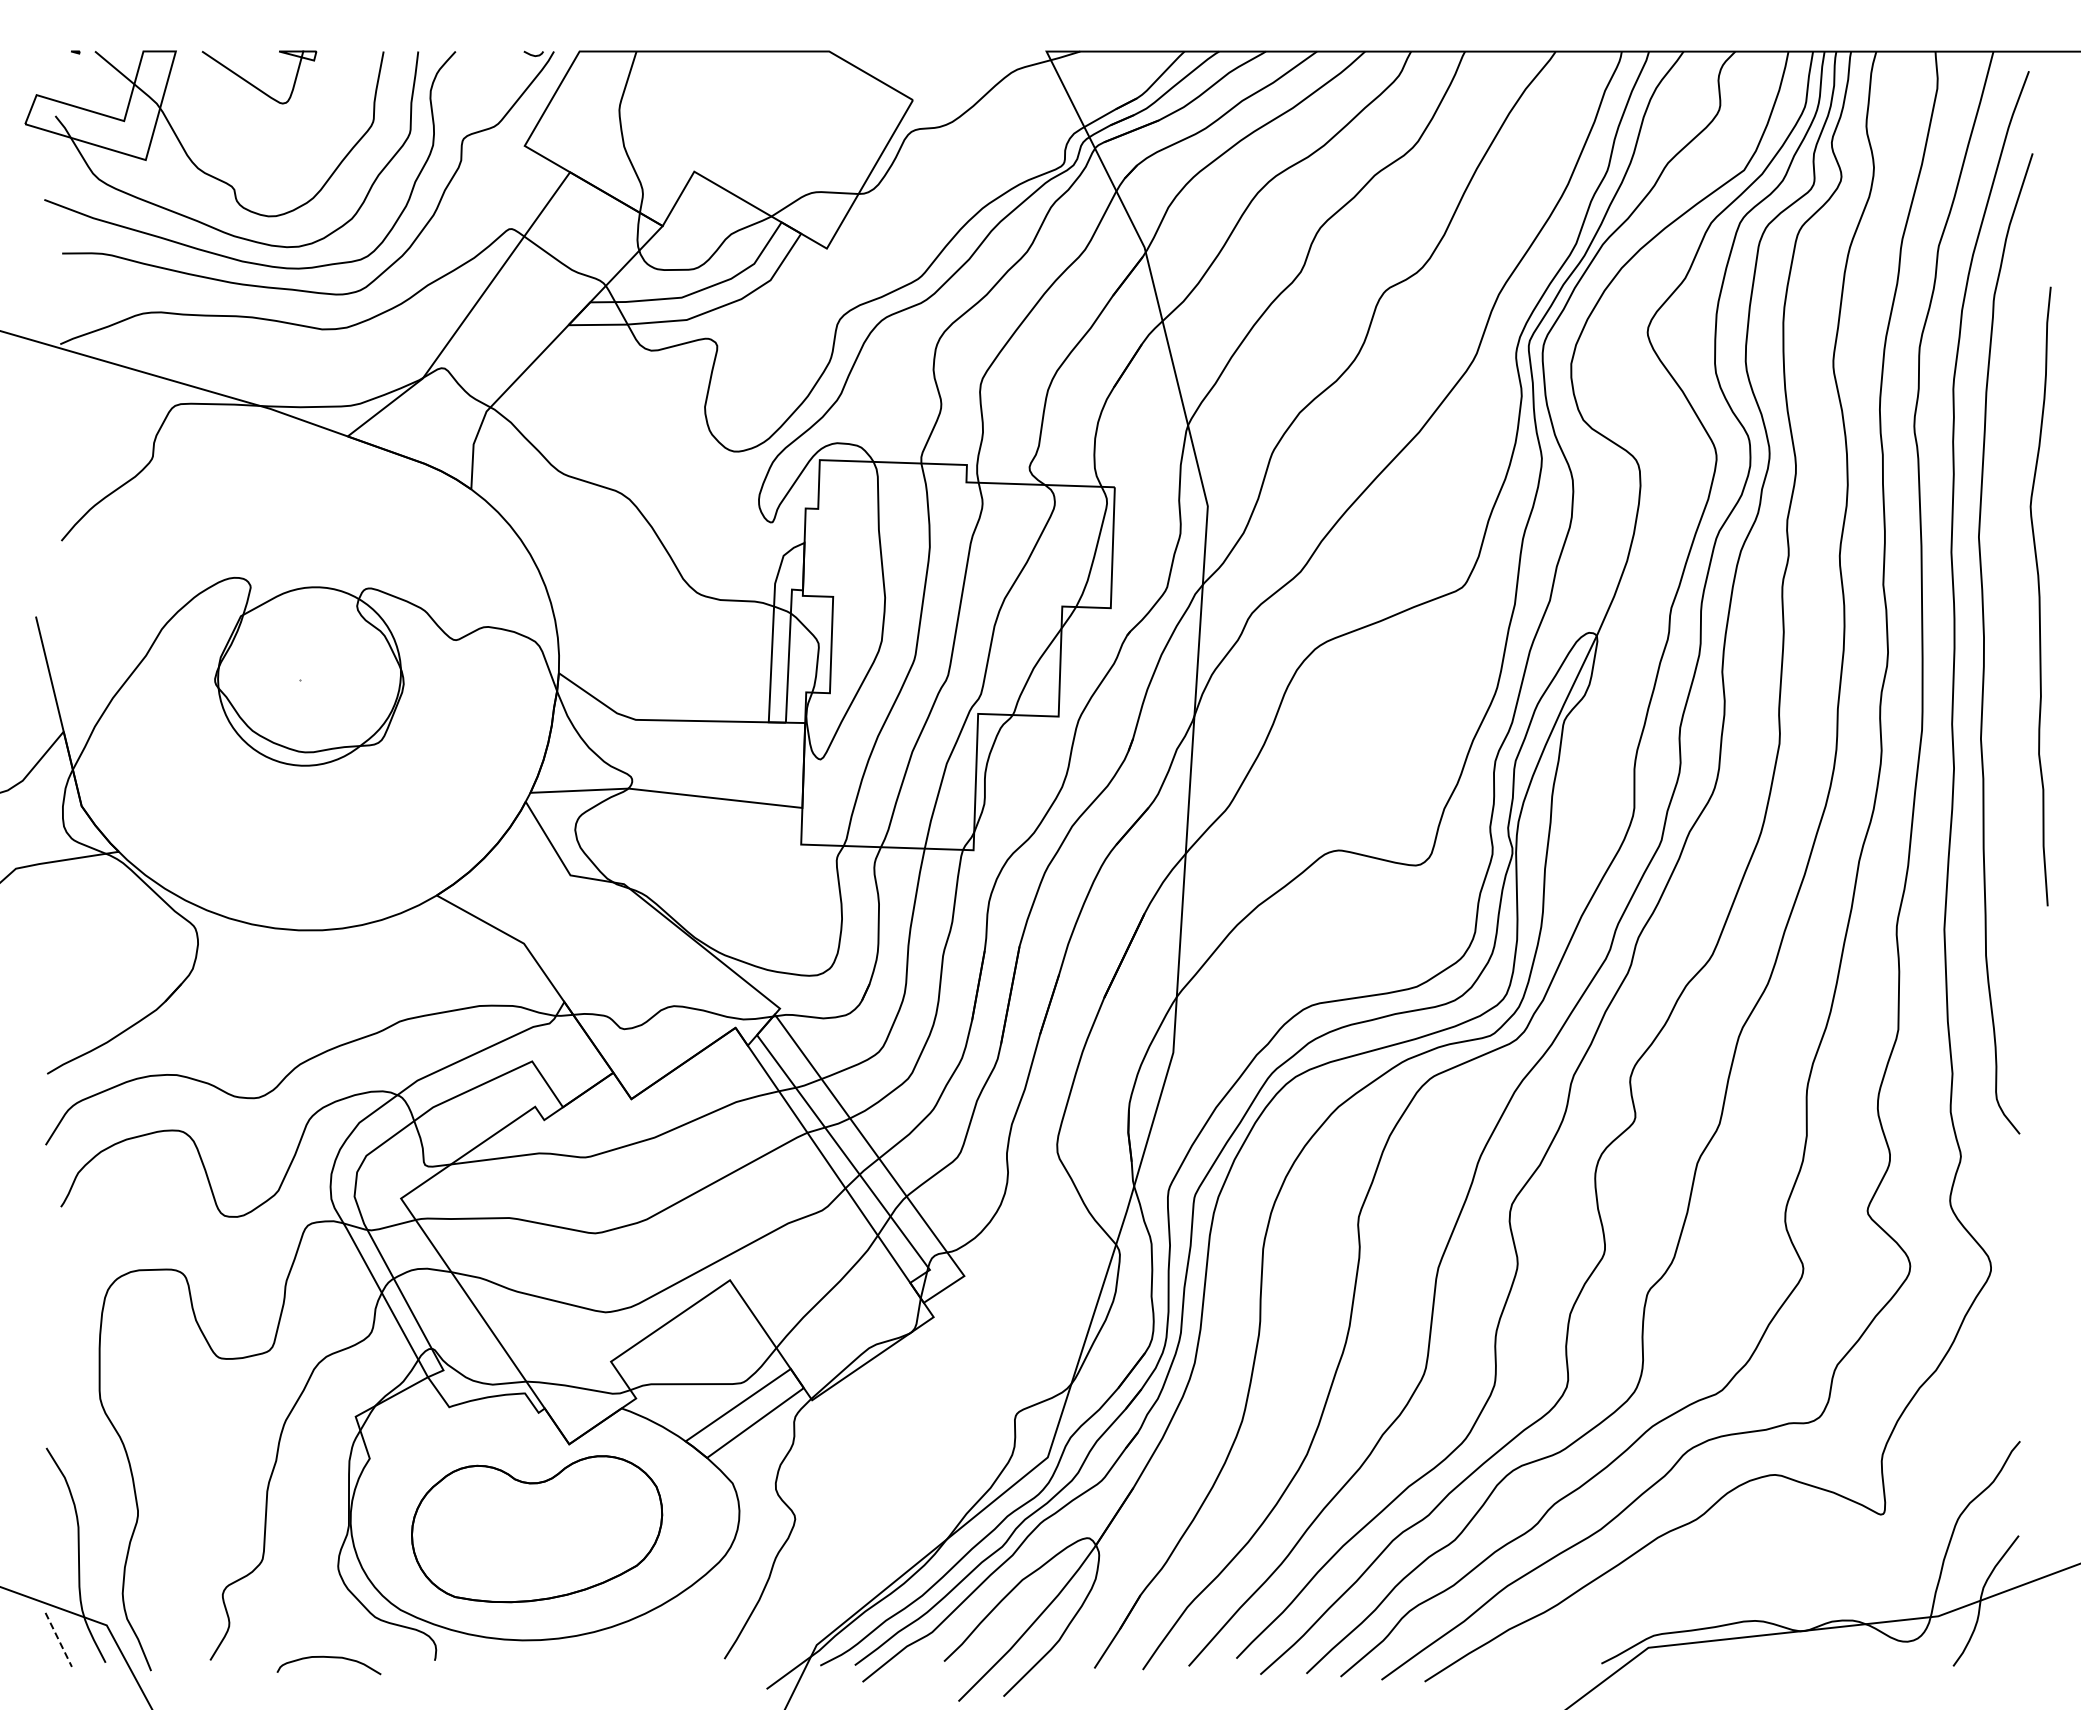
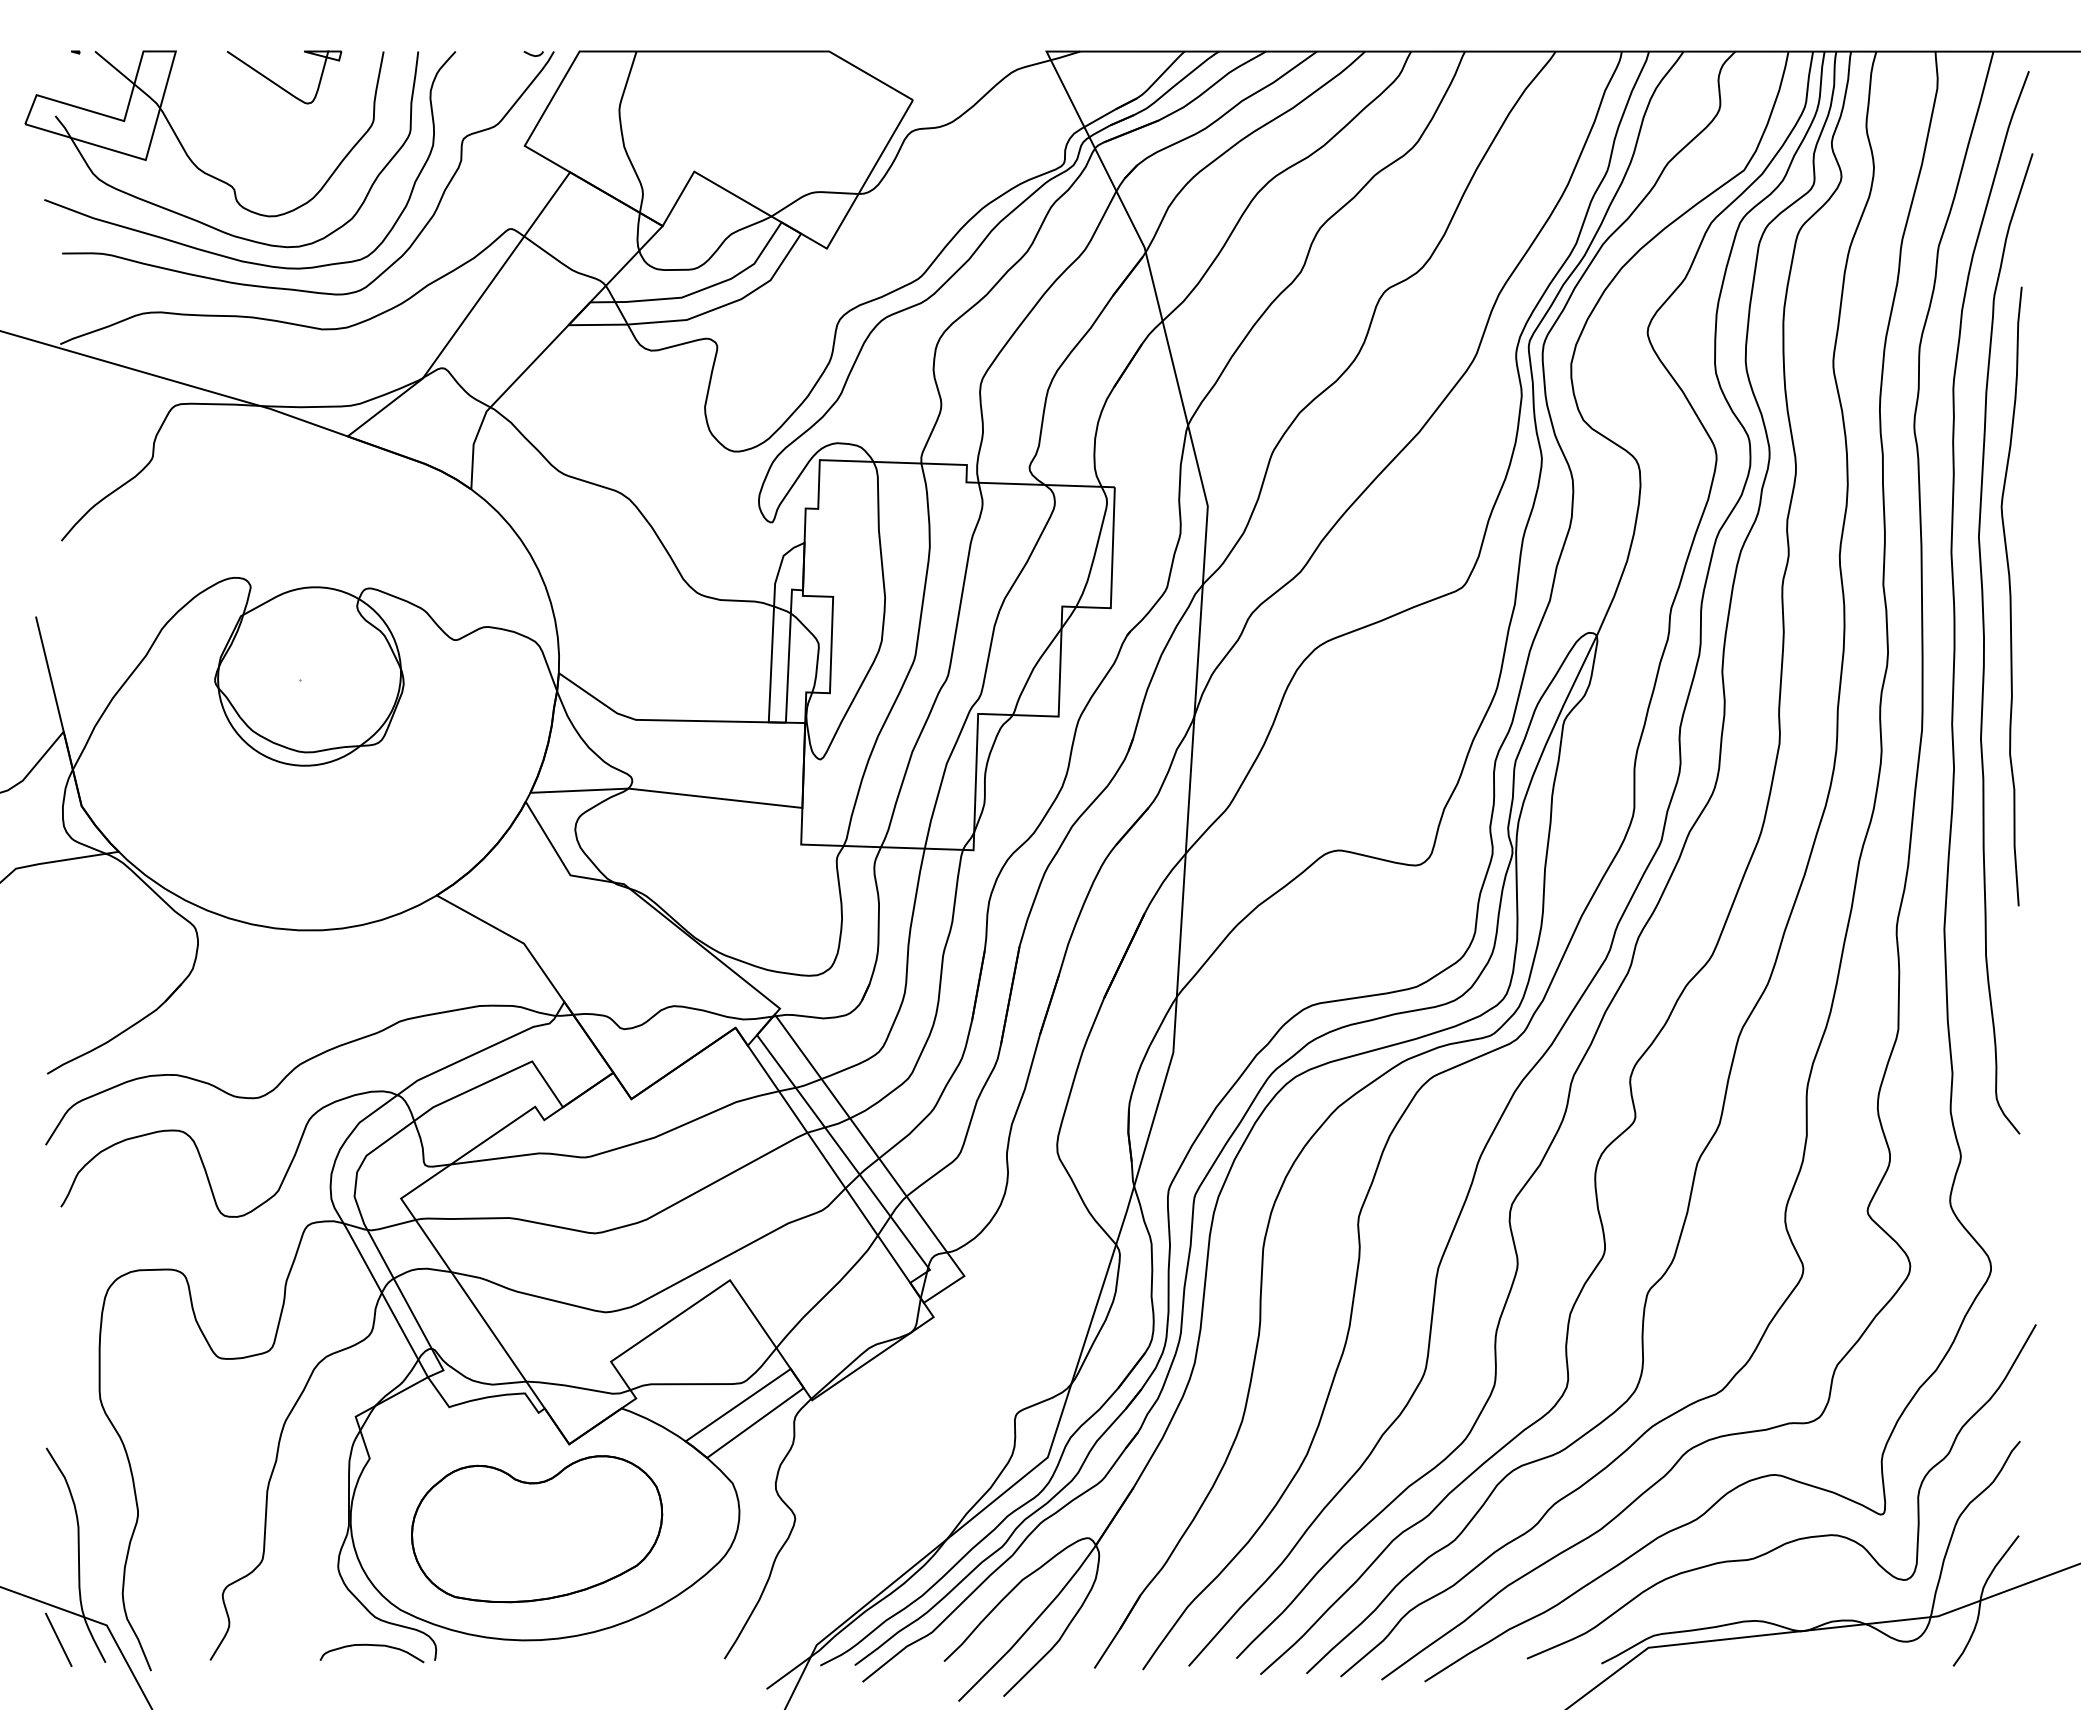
part position: (253, 84) -> (278, 84) (278, 84)
curve position: (2040, 596) -> (2011, 596) (2011, 596)
curve: none -> present (1797, 1538)
line: dashed -> solid (58, 1640)
curve position: (331, 1658) -> (374, 1646) (374, 1646)
